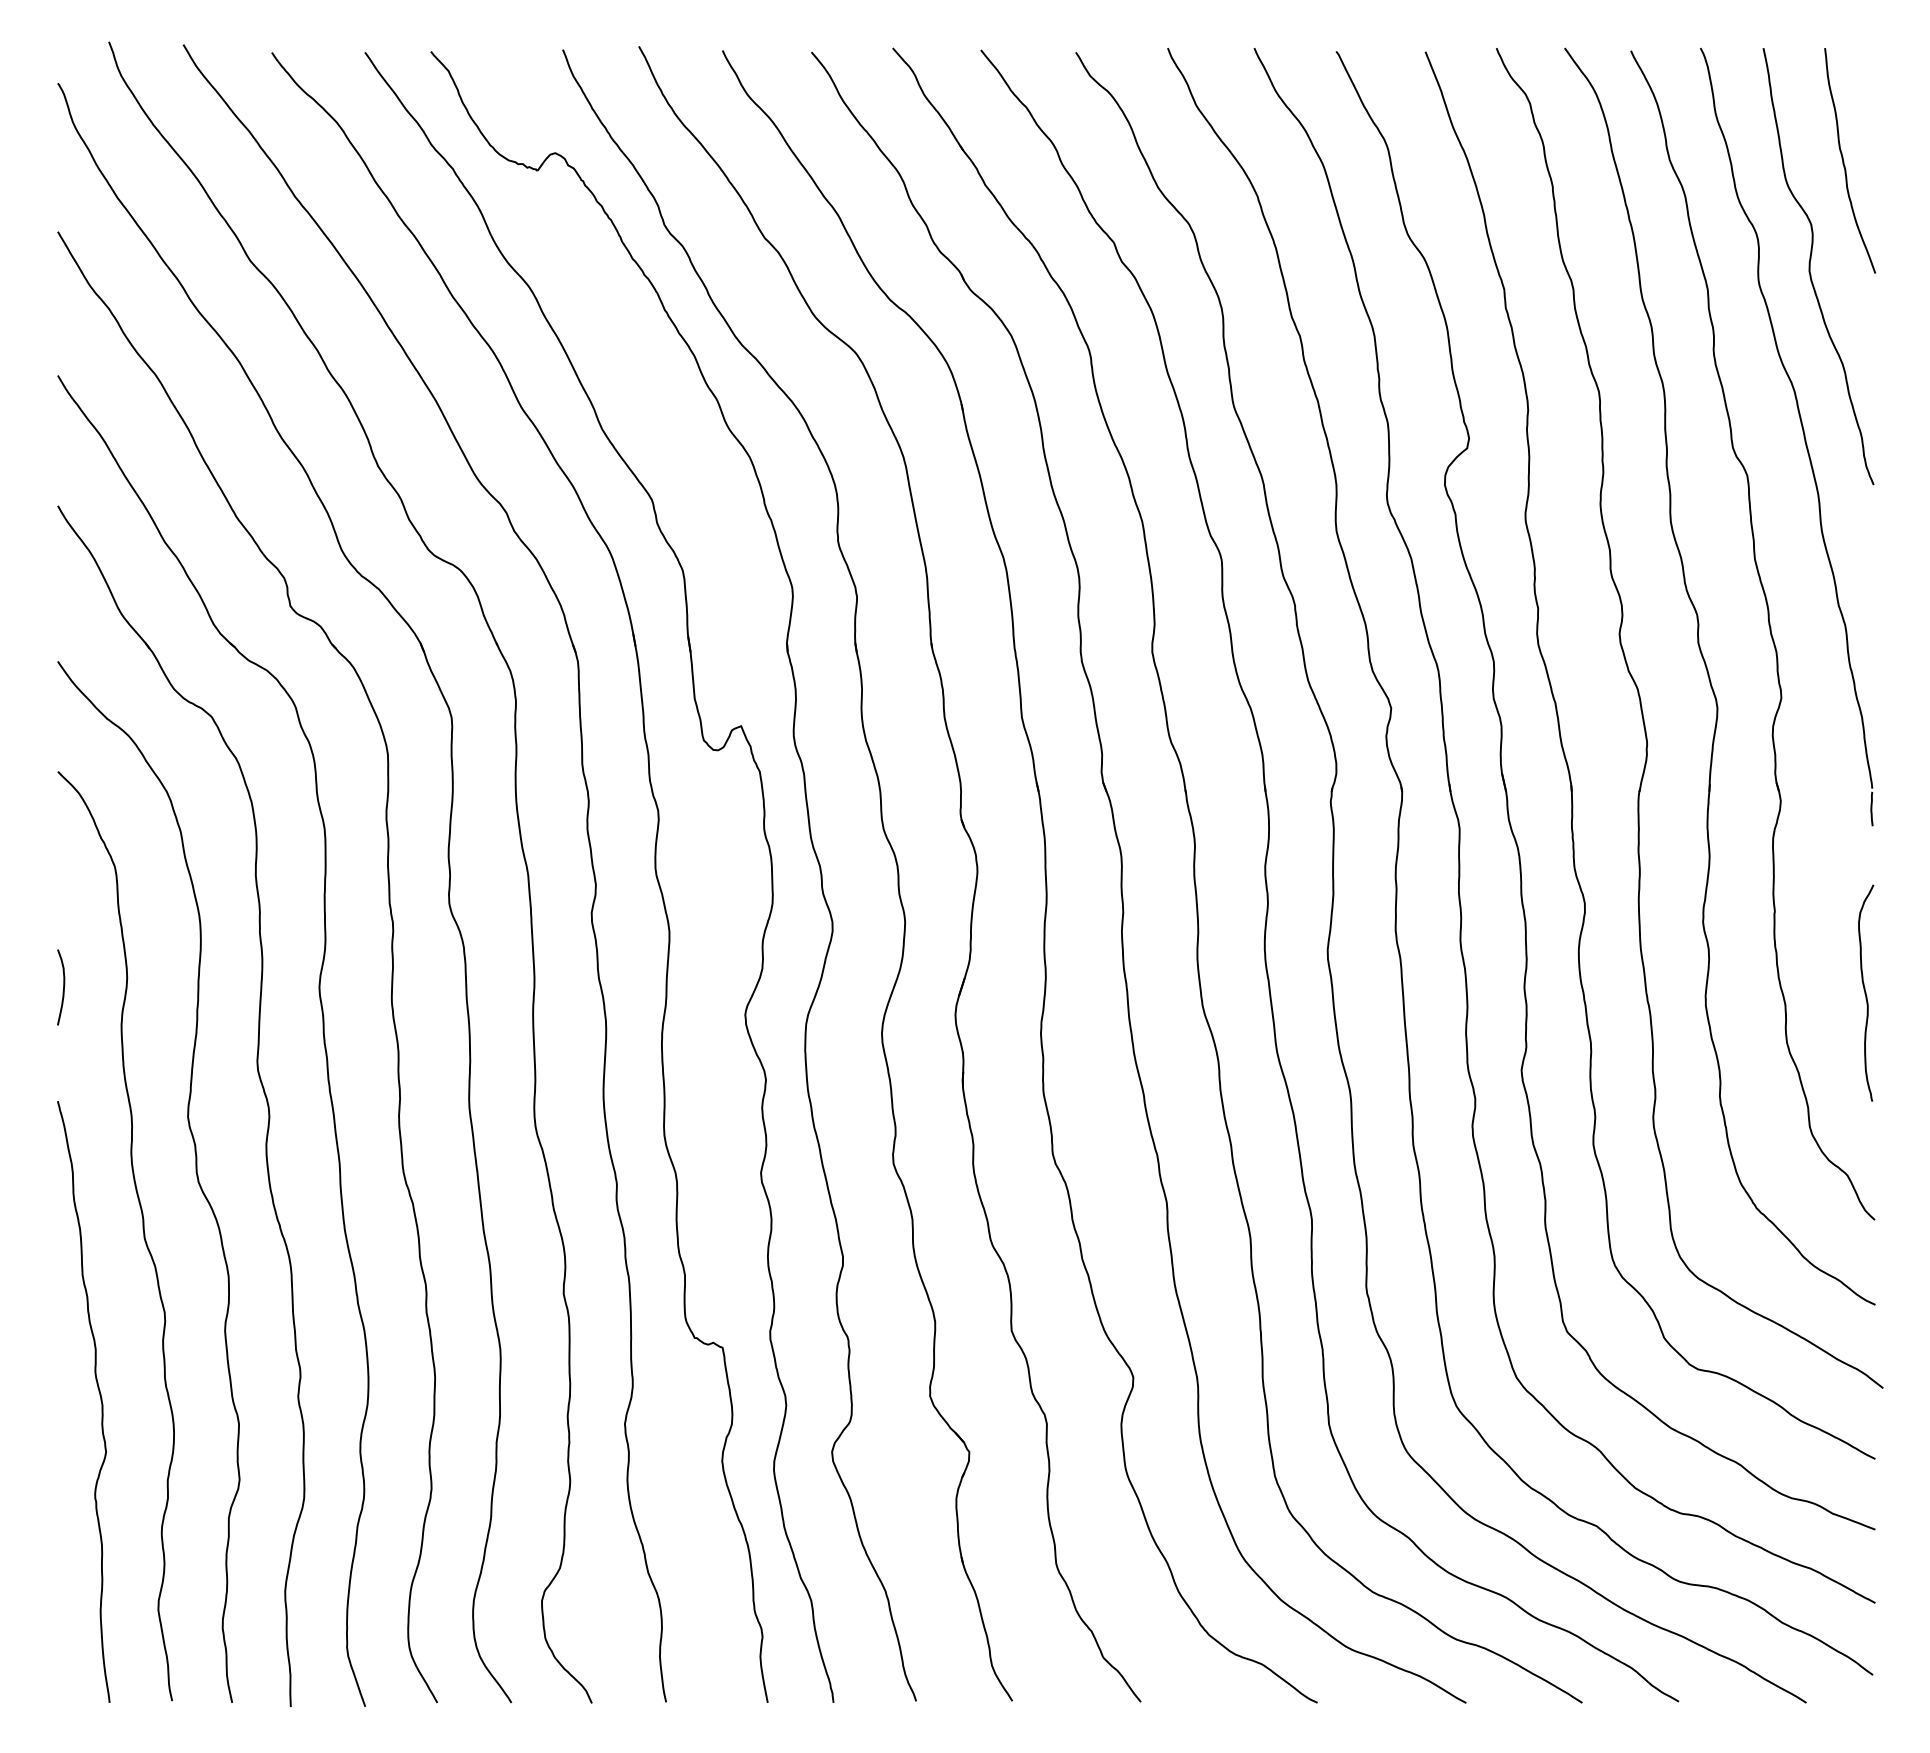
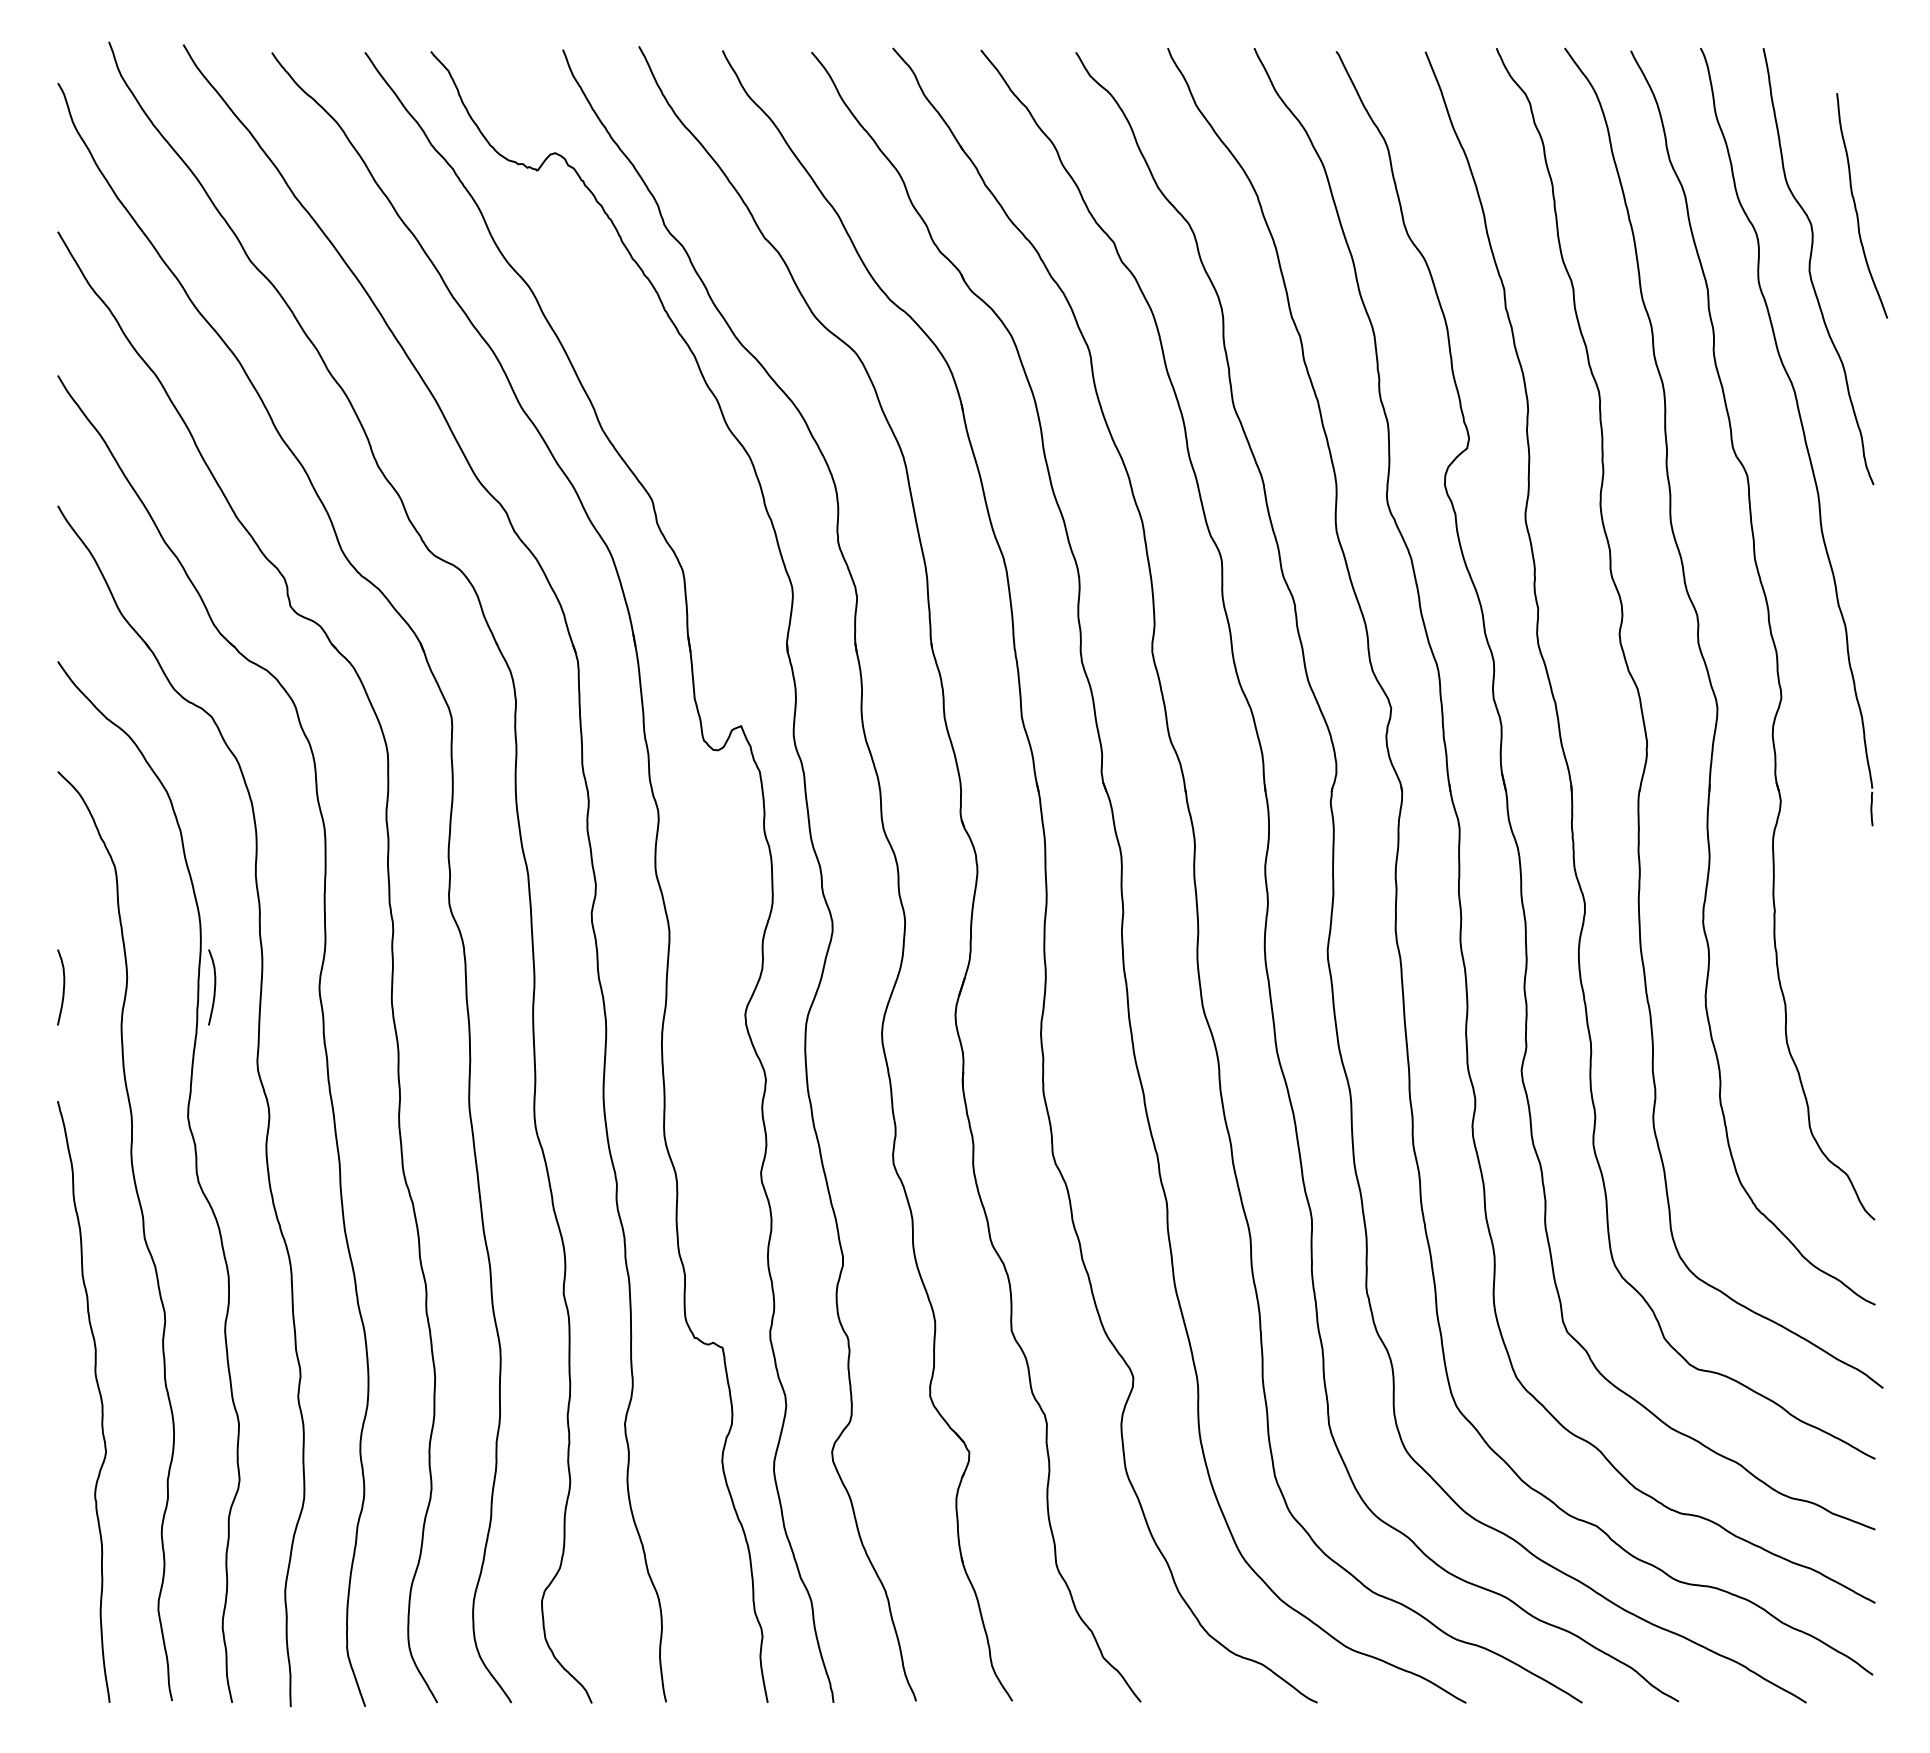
curve position: (1844, 161) -> (1856, 206) (1856, 206)
curve: none -> present (214, 987)
curve: present -> none (1866, 992)
